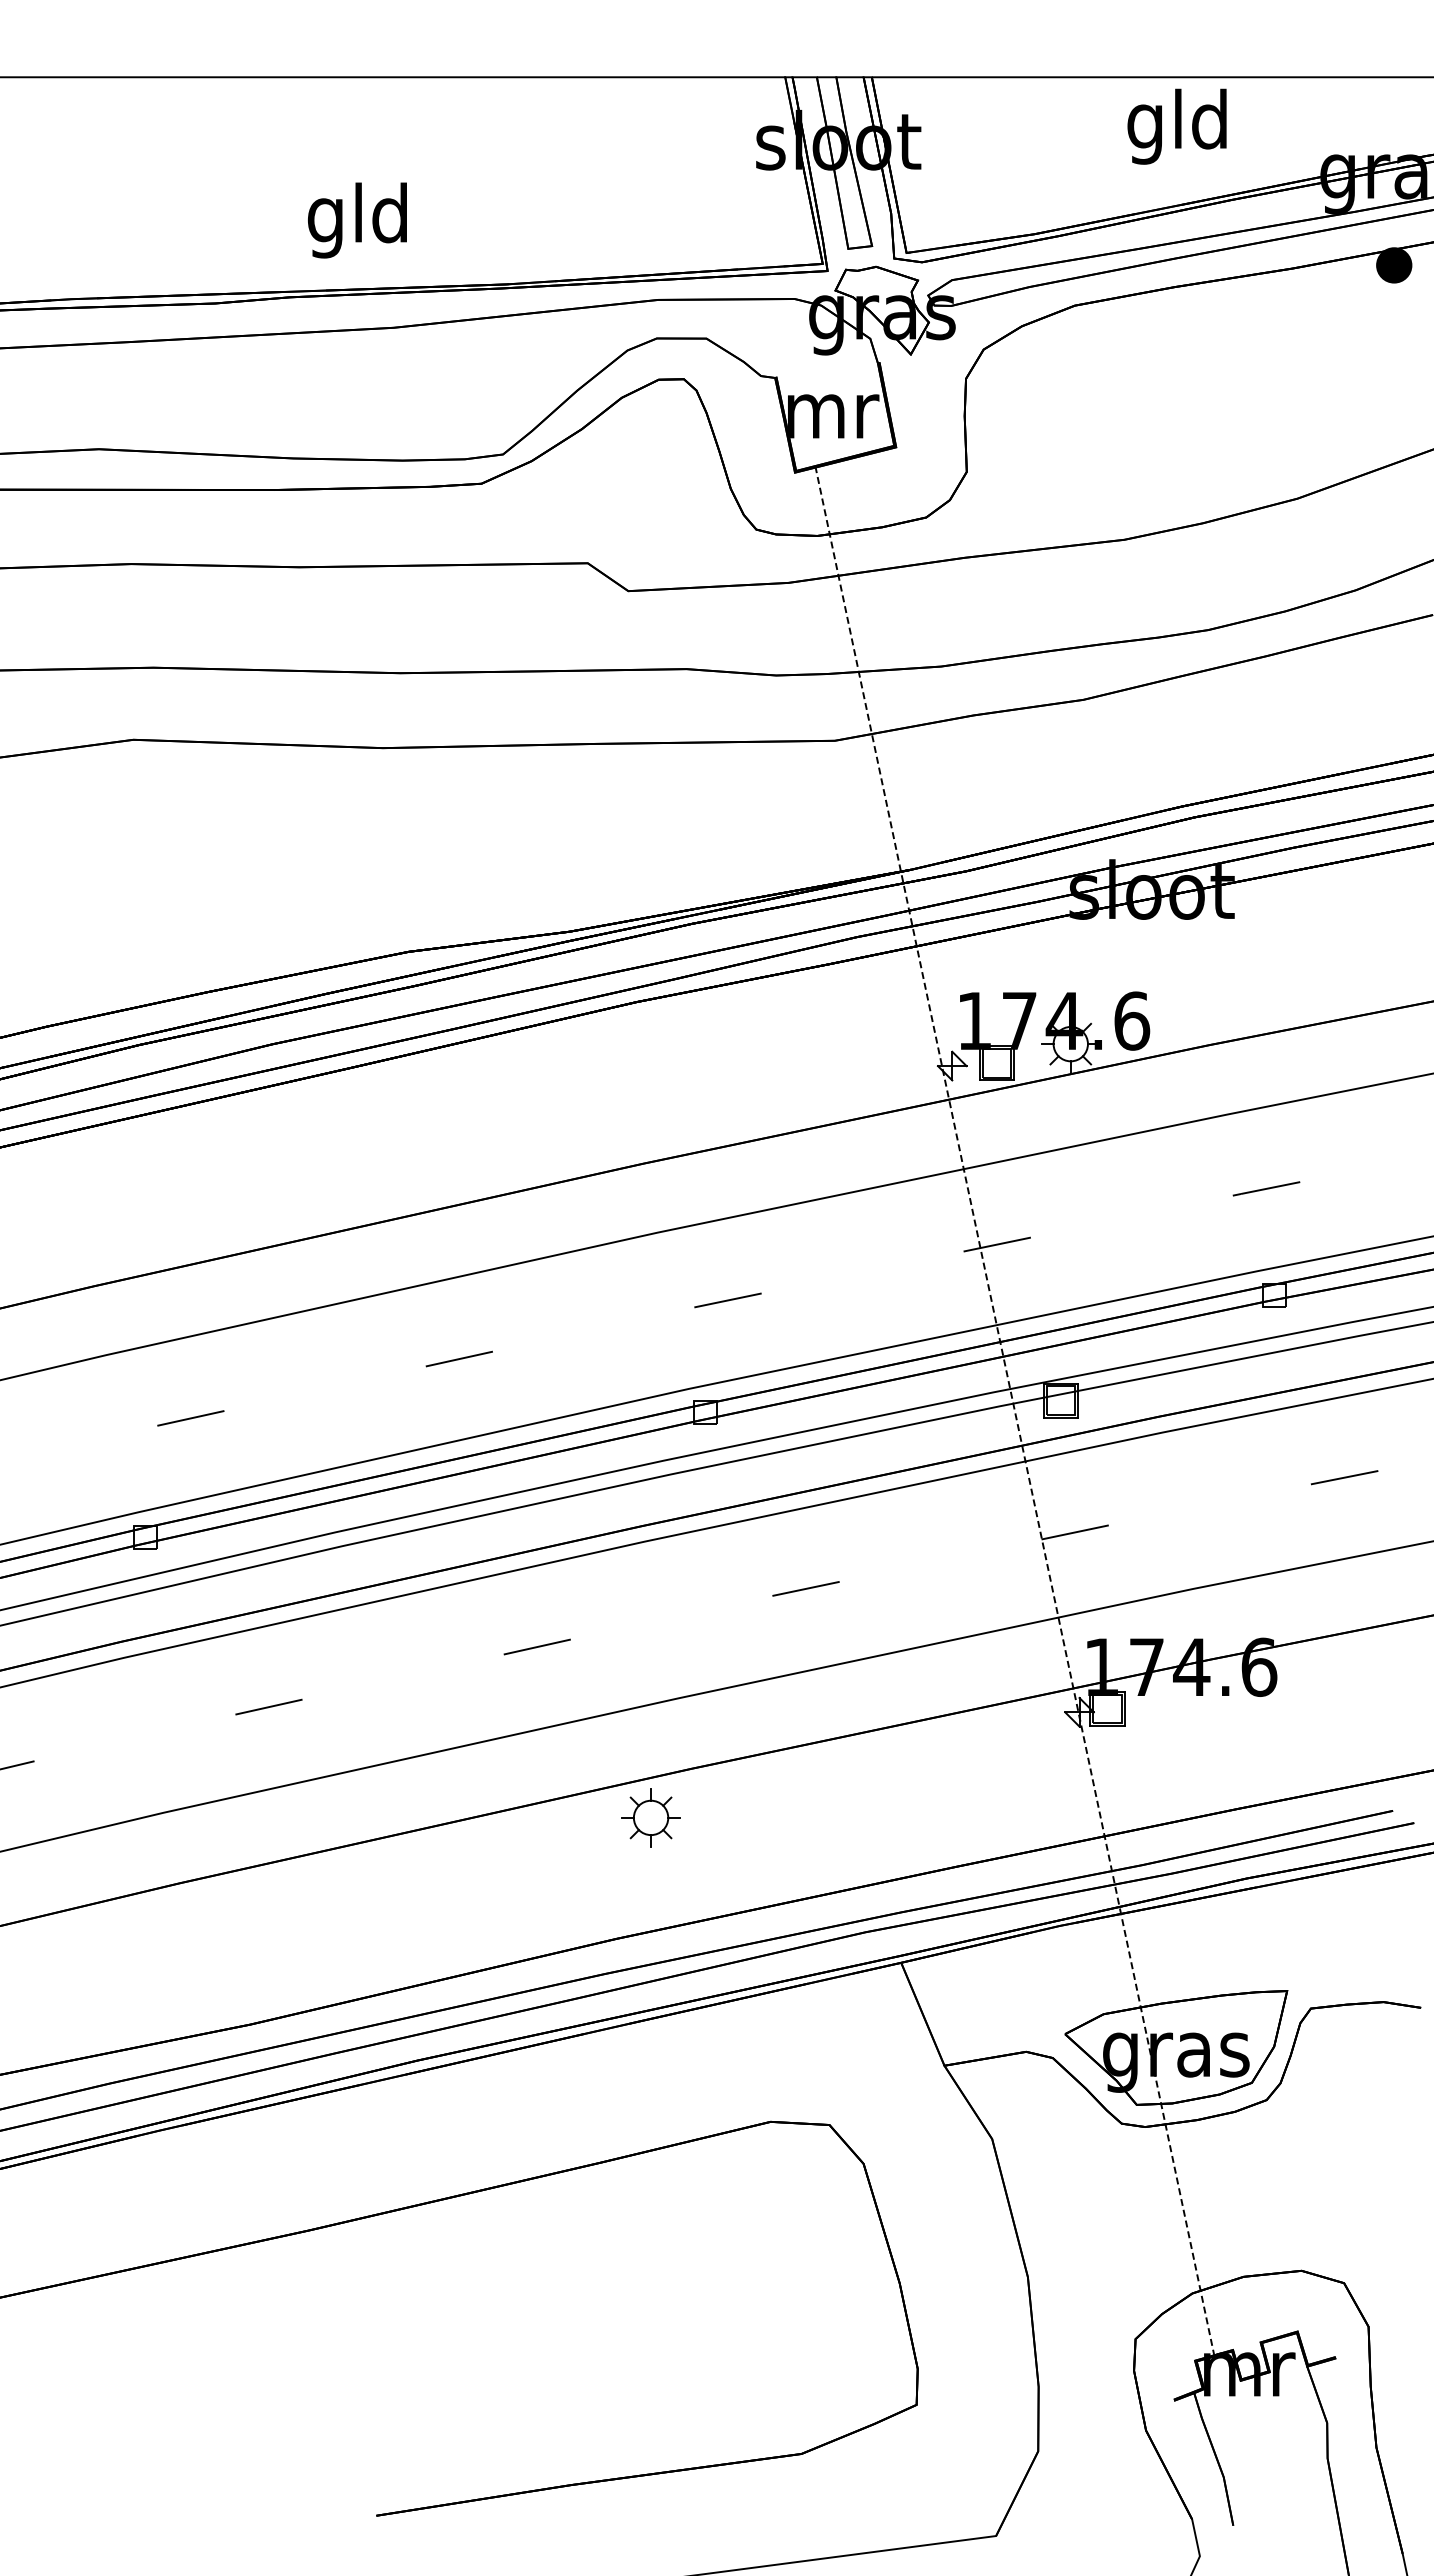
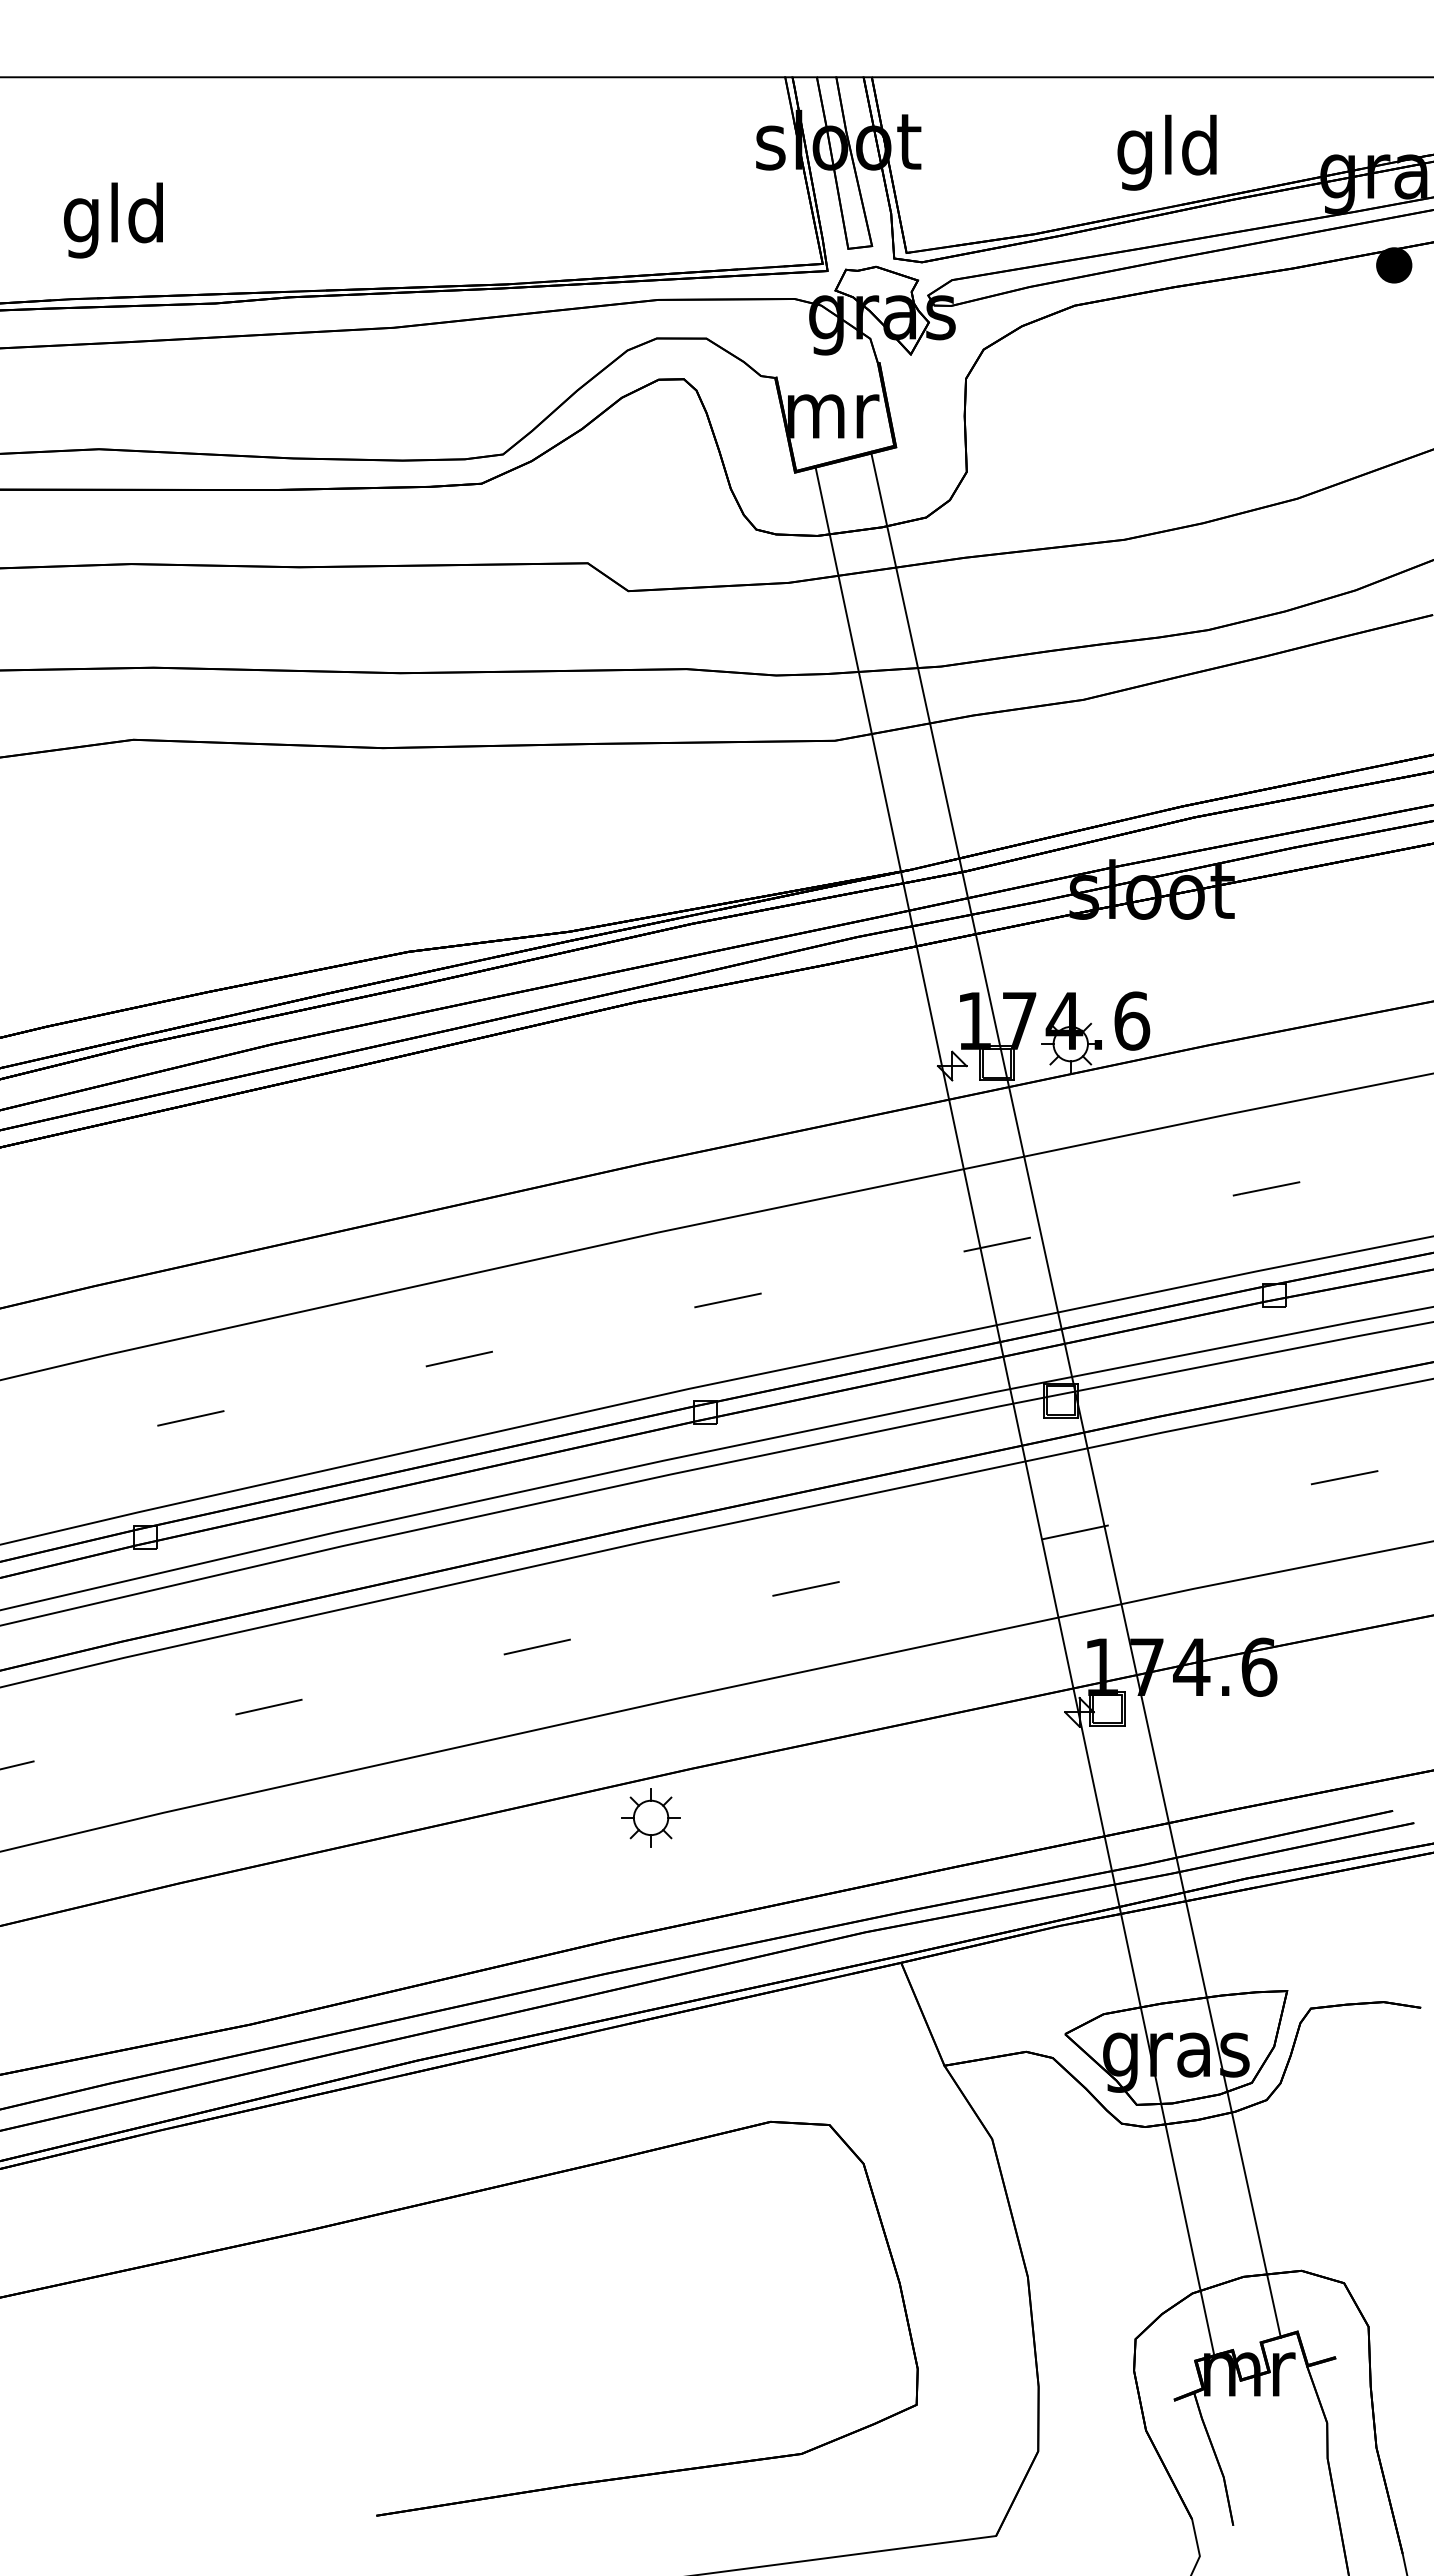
text position: (1176, 126) -> (1166, 152) (1166, 152)
text position: (357, 220) -> (113, 220) (113, 220)
line: none -> present (1075, 1394)
line: dashed -> solid (1014, 1411)
